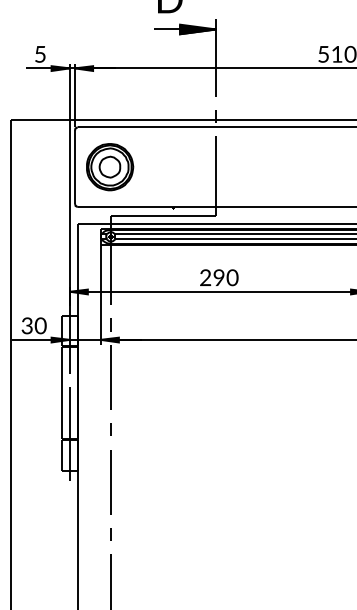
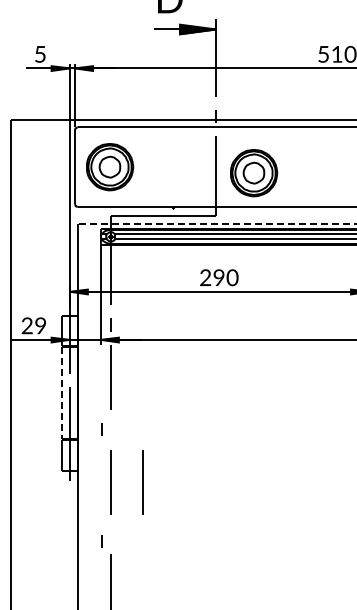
part: none -> present (254, 173)
line: solid -> dashed (216, 223)
text: 30 -> 29 (33, 326)
line: solid -> dashed (61, 393)
line position: (110, 429) -> (101, 429) (101, 429)
line: none -> present (142, 482)
line position: (110, 534) -> (101, 541) (101, 541)
